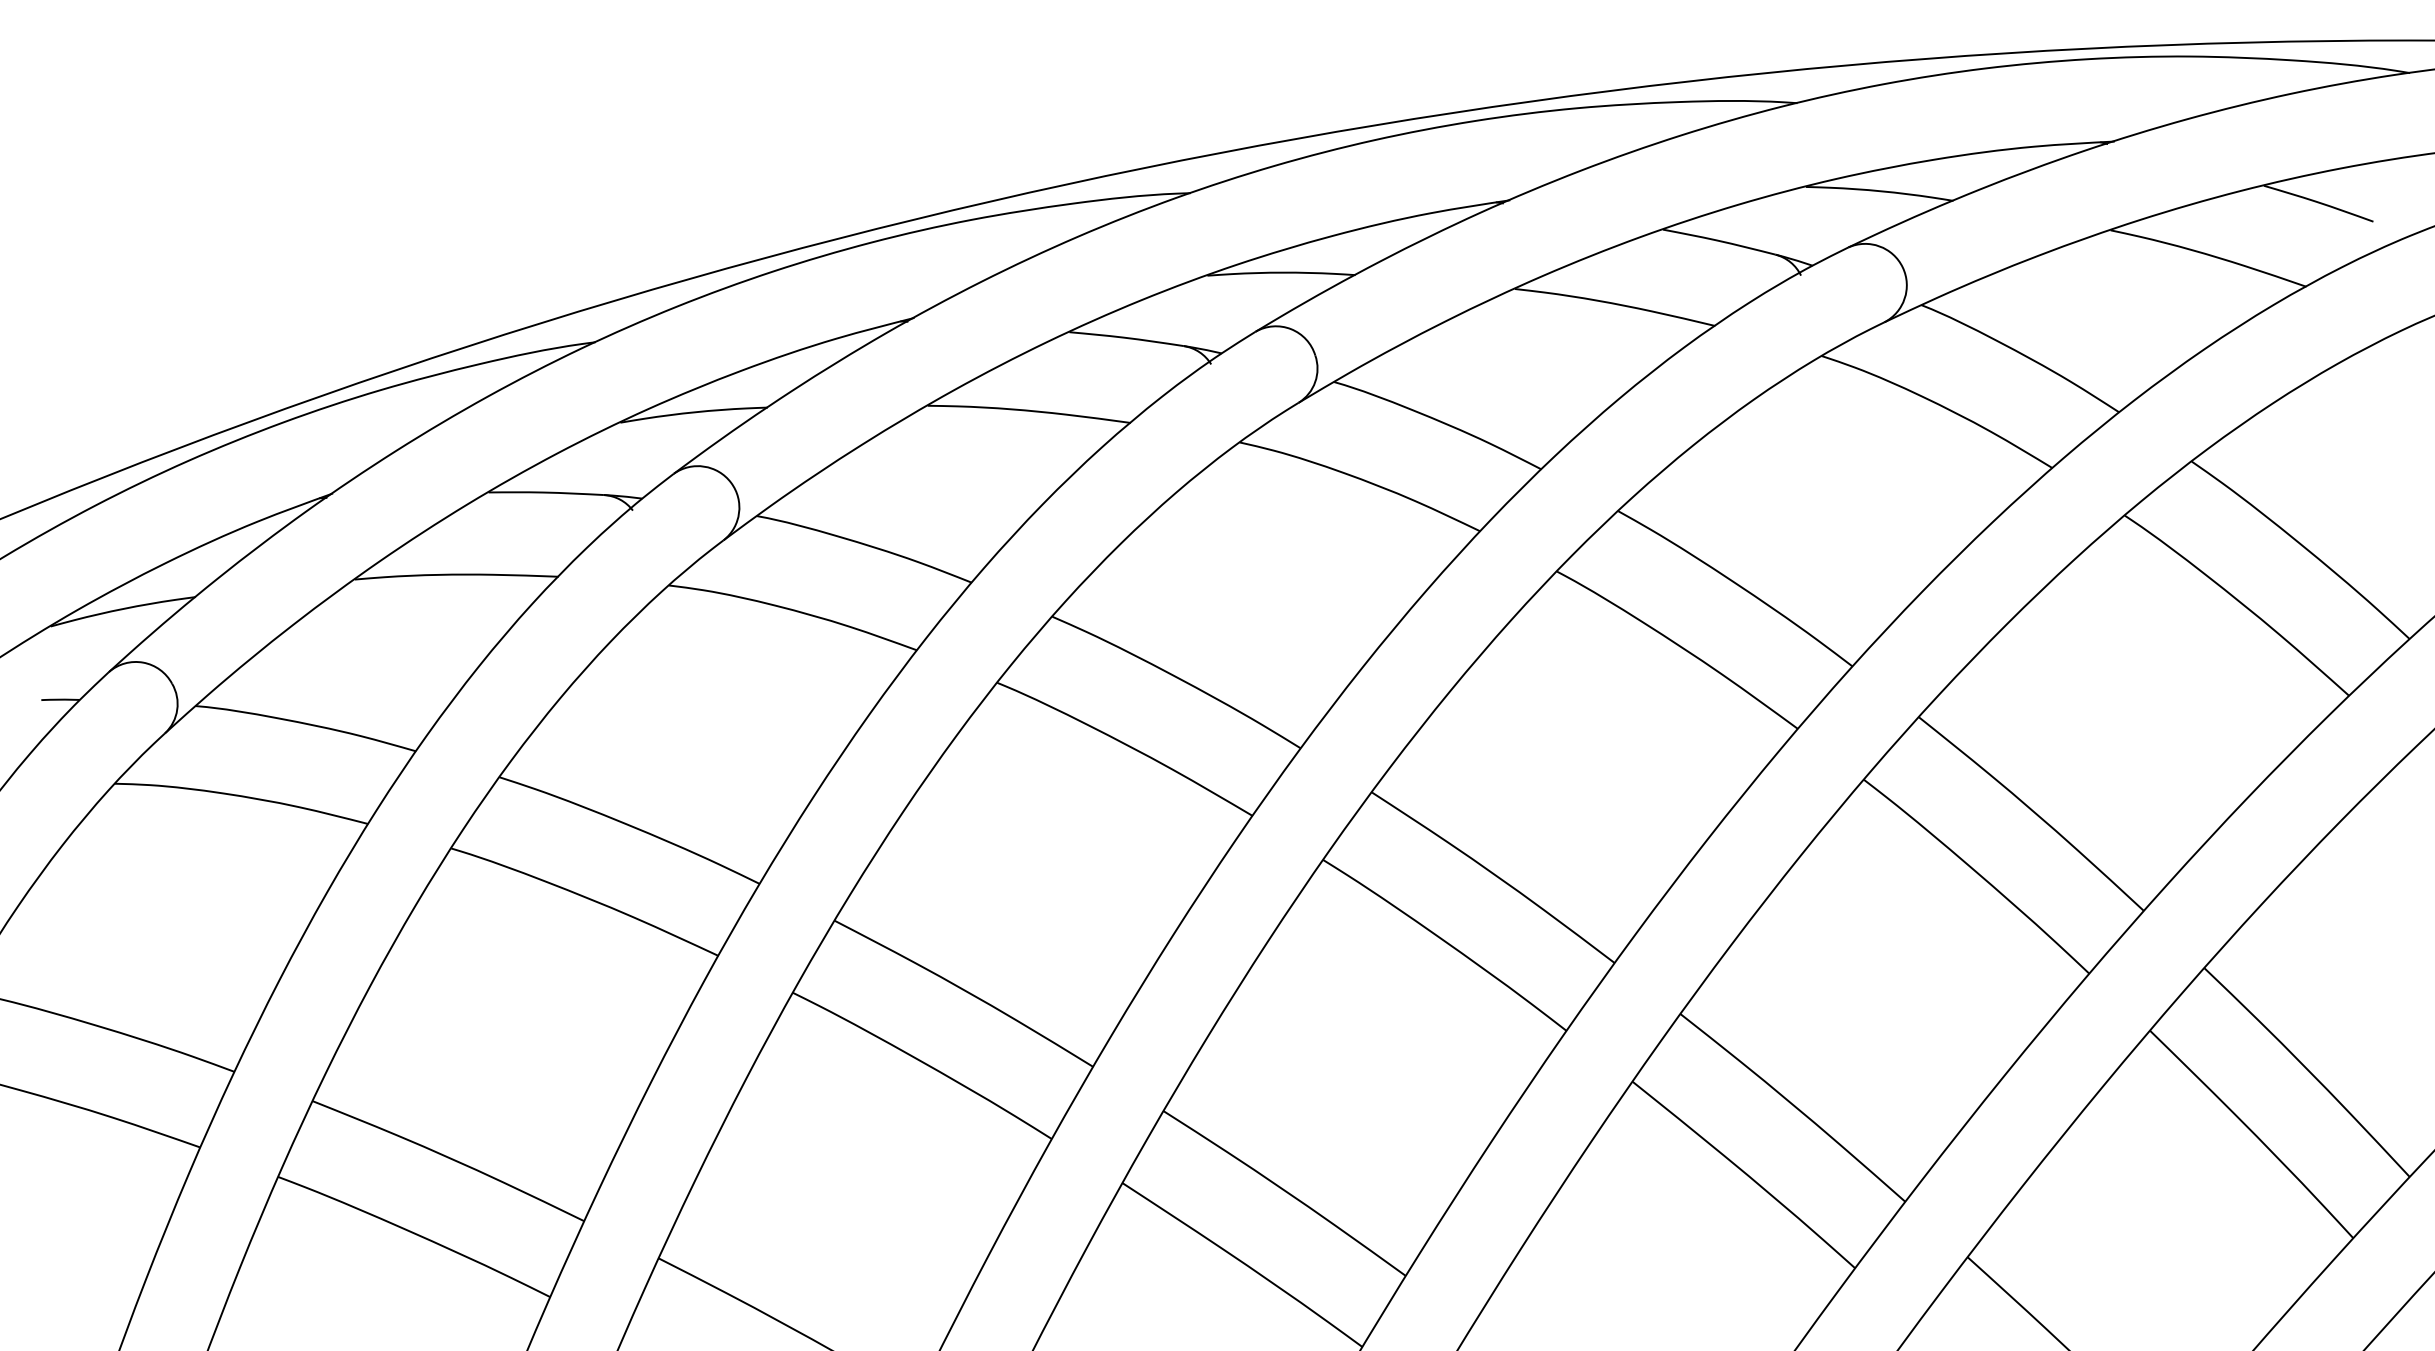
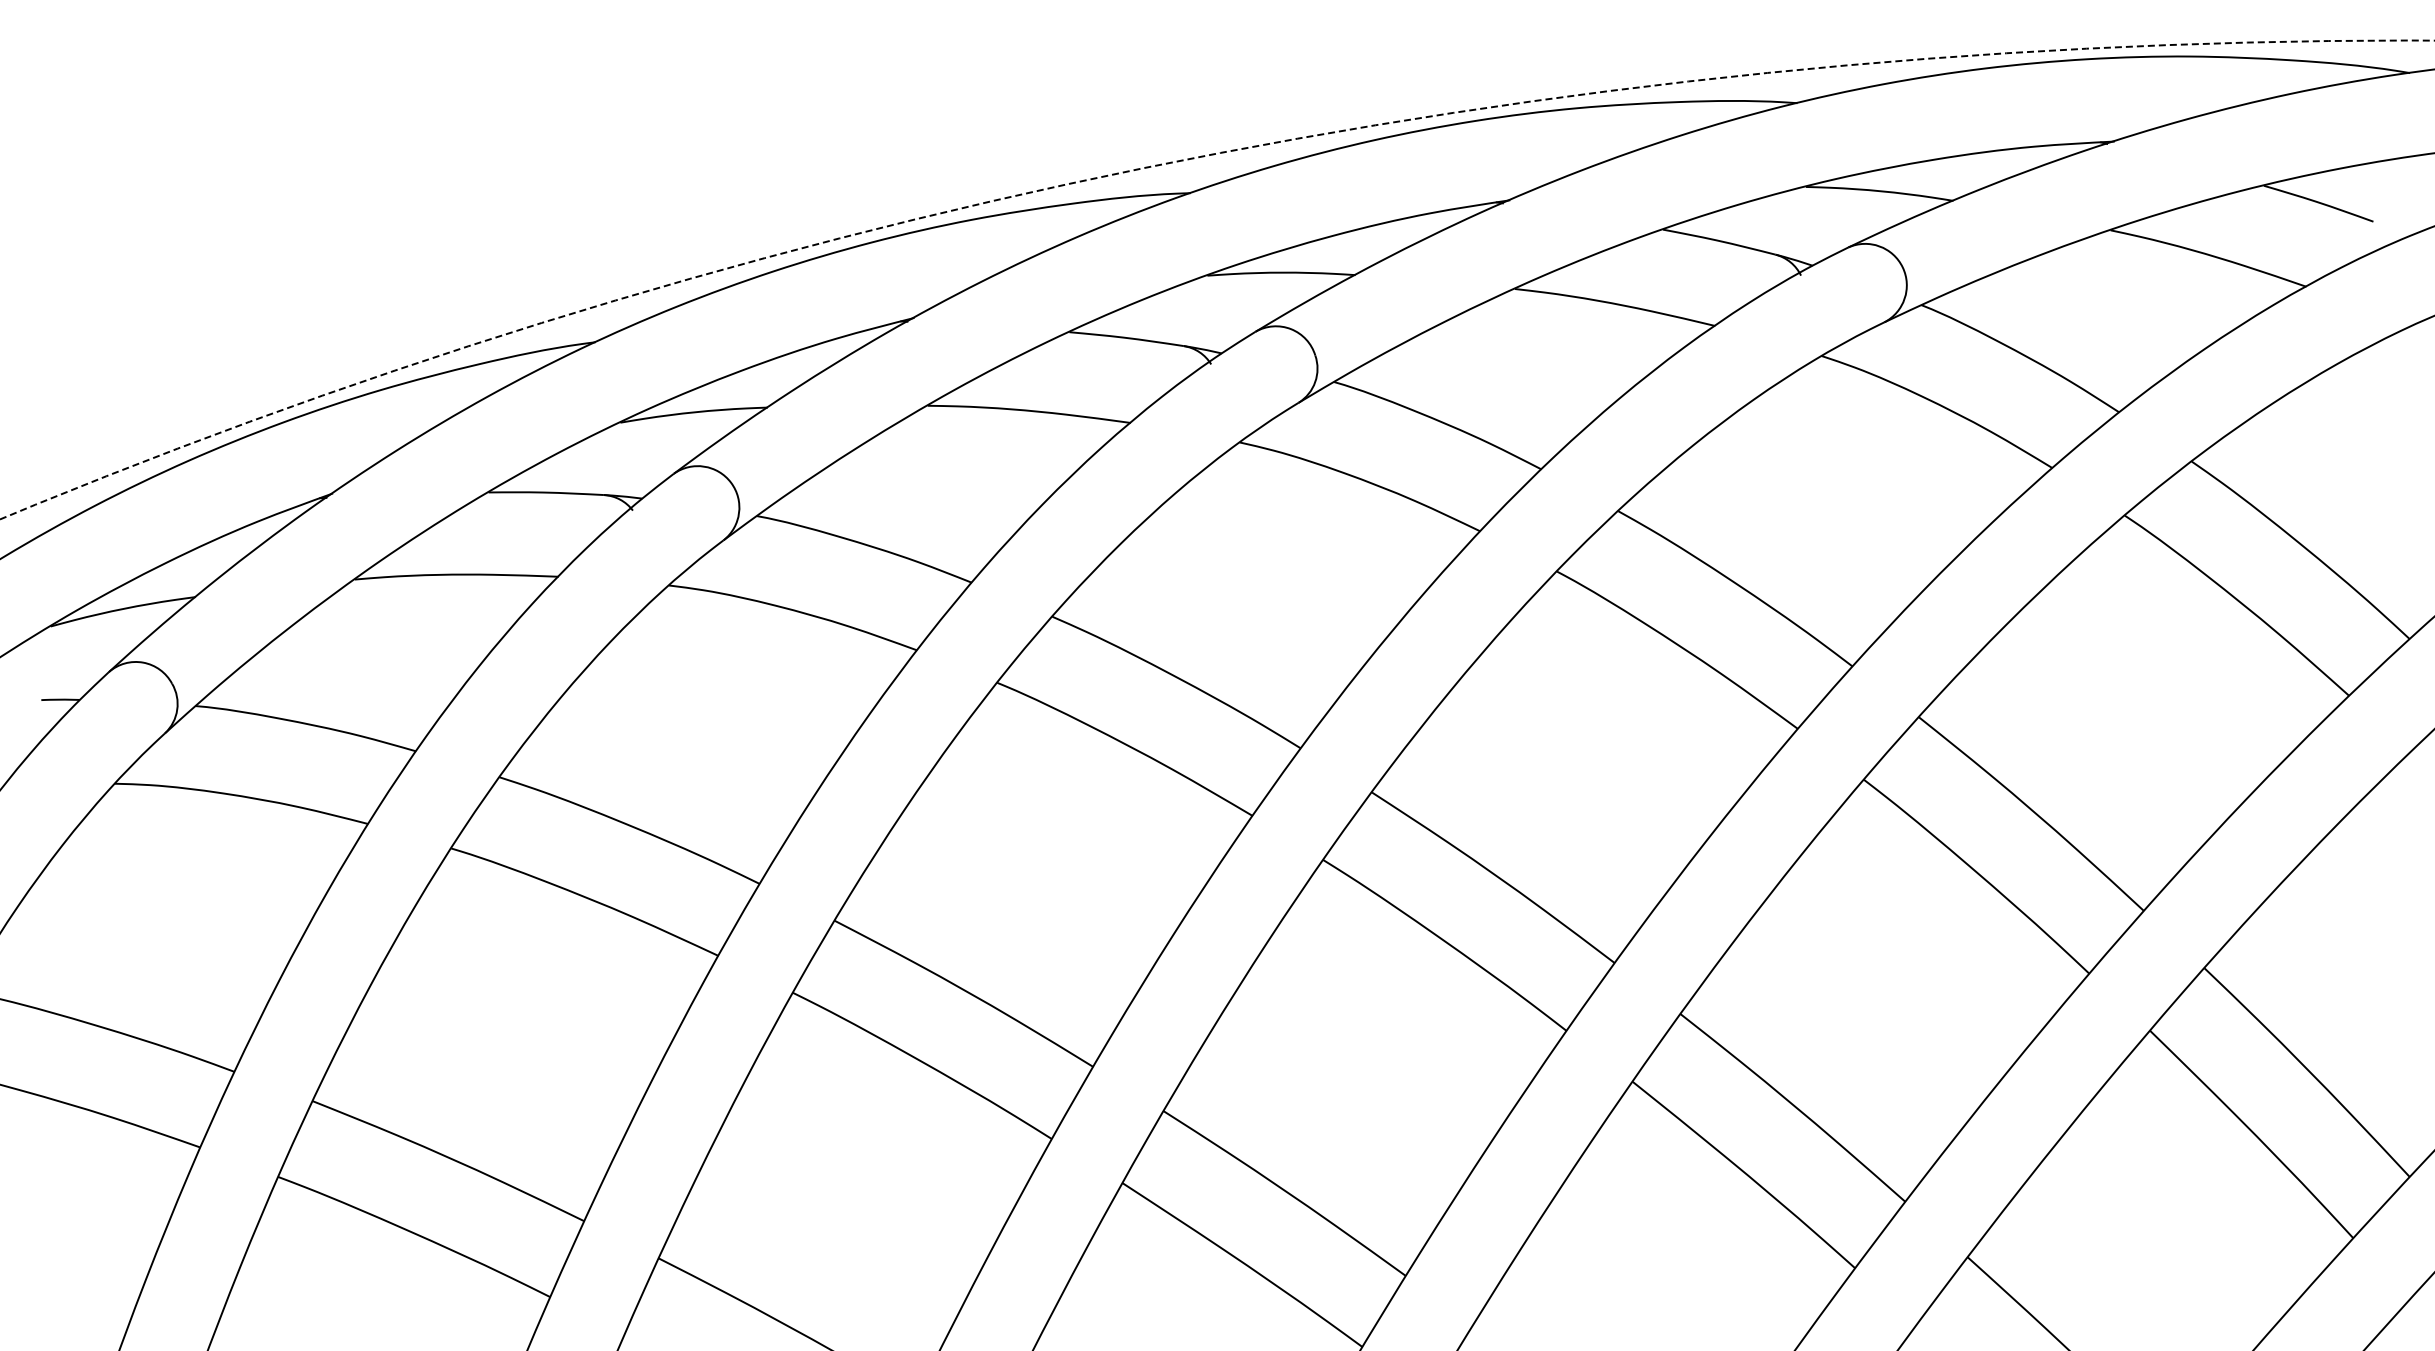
circle: solid -> dashed (1217, 279)
